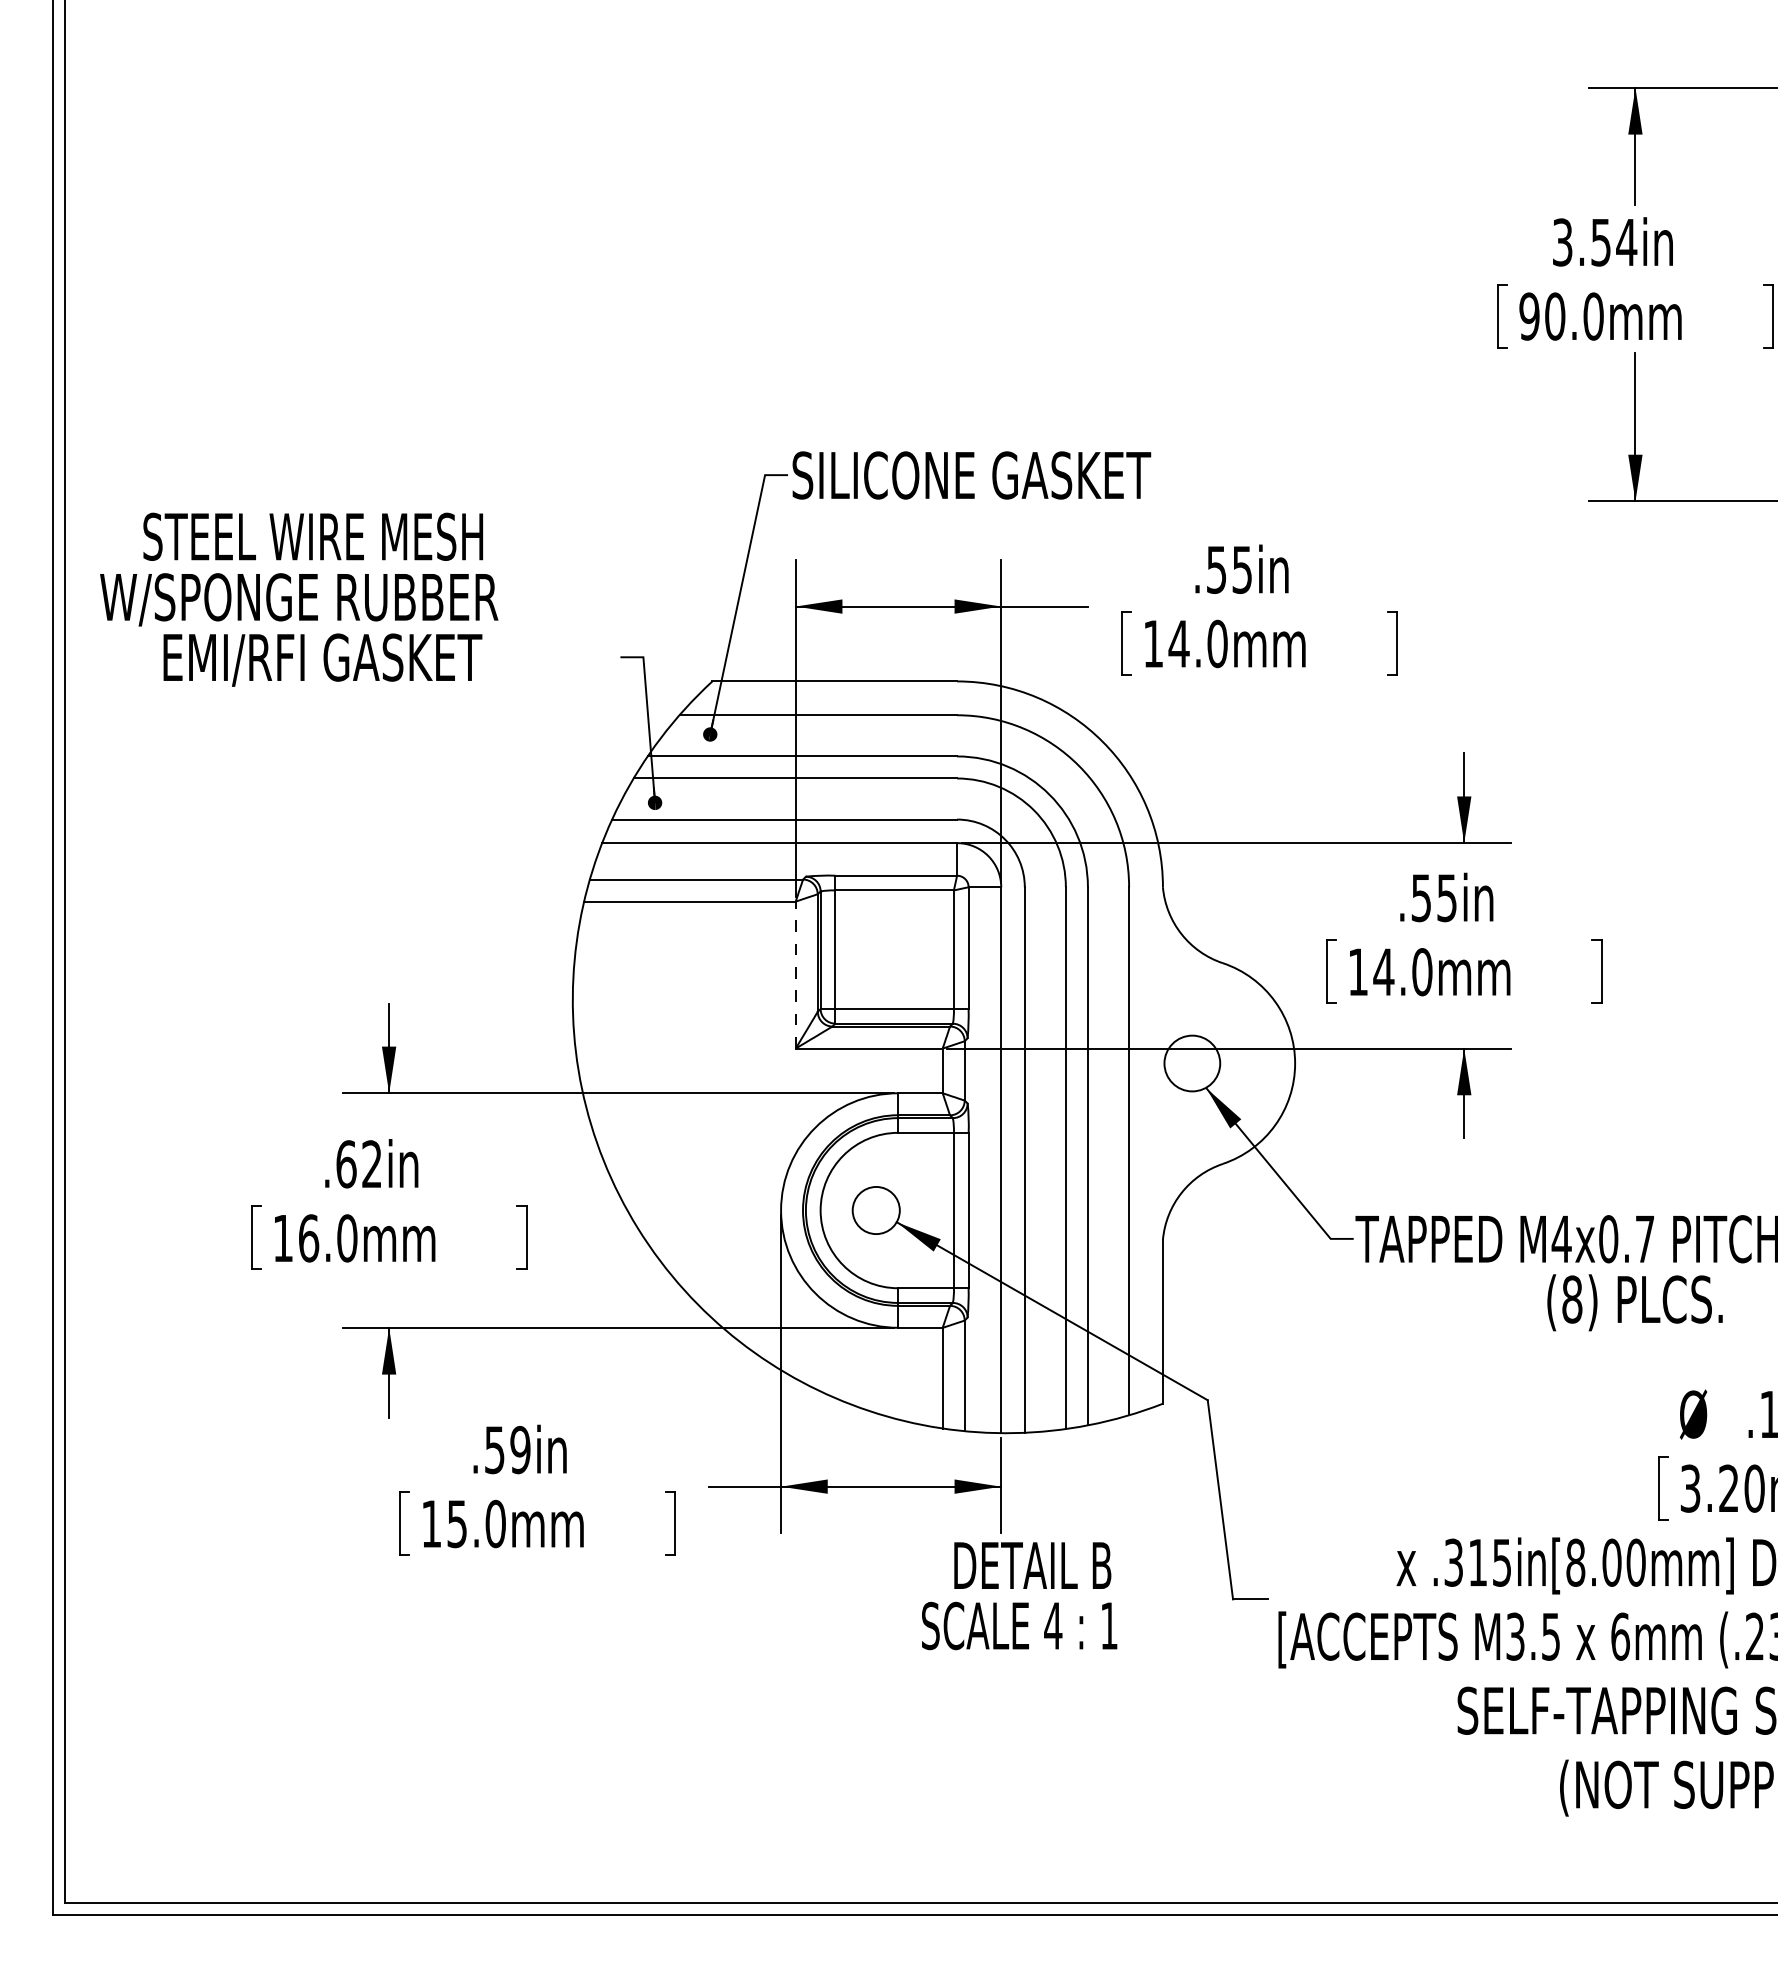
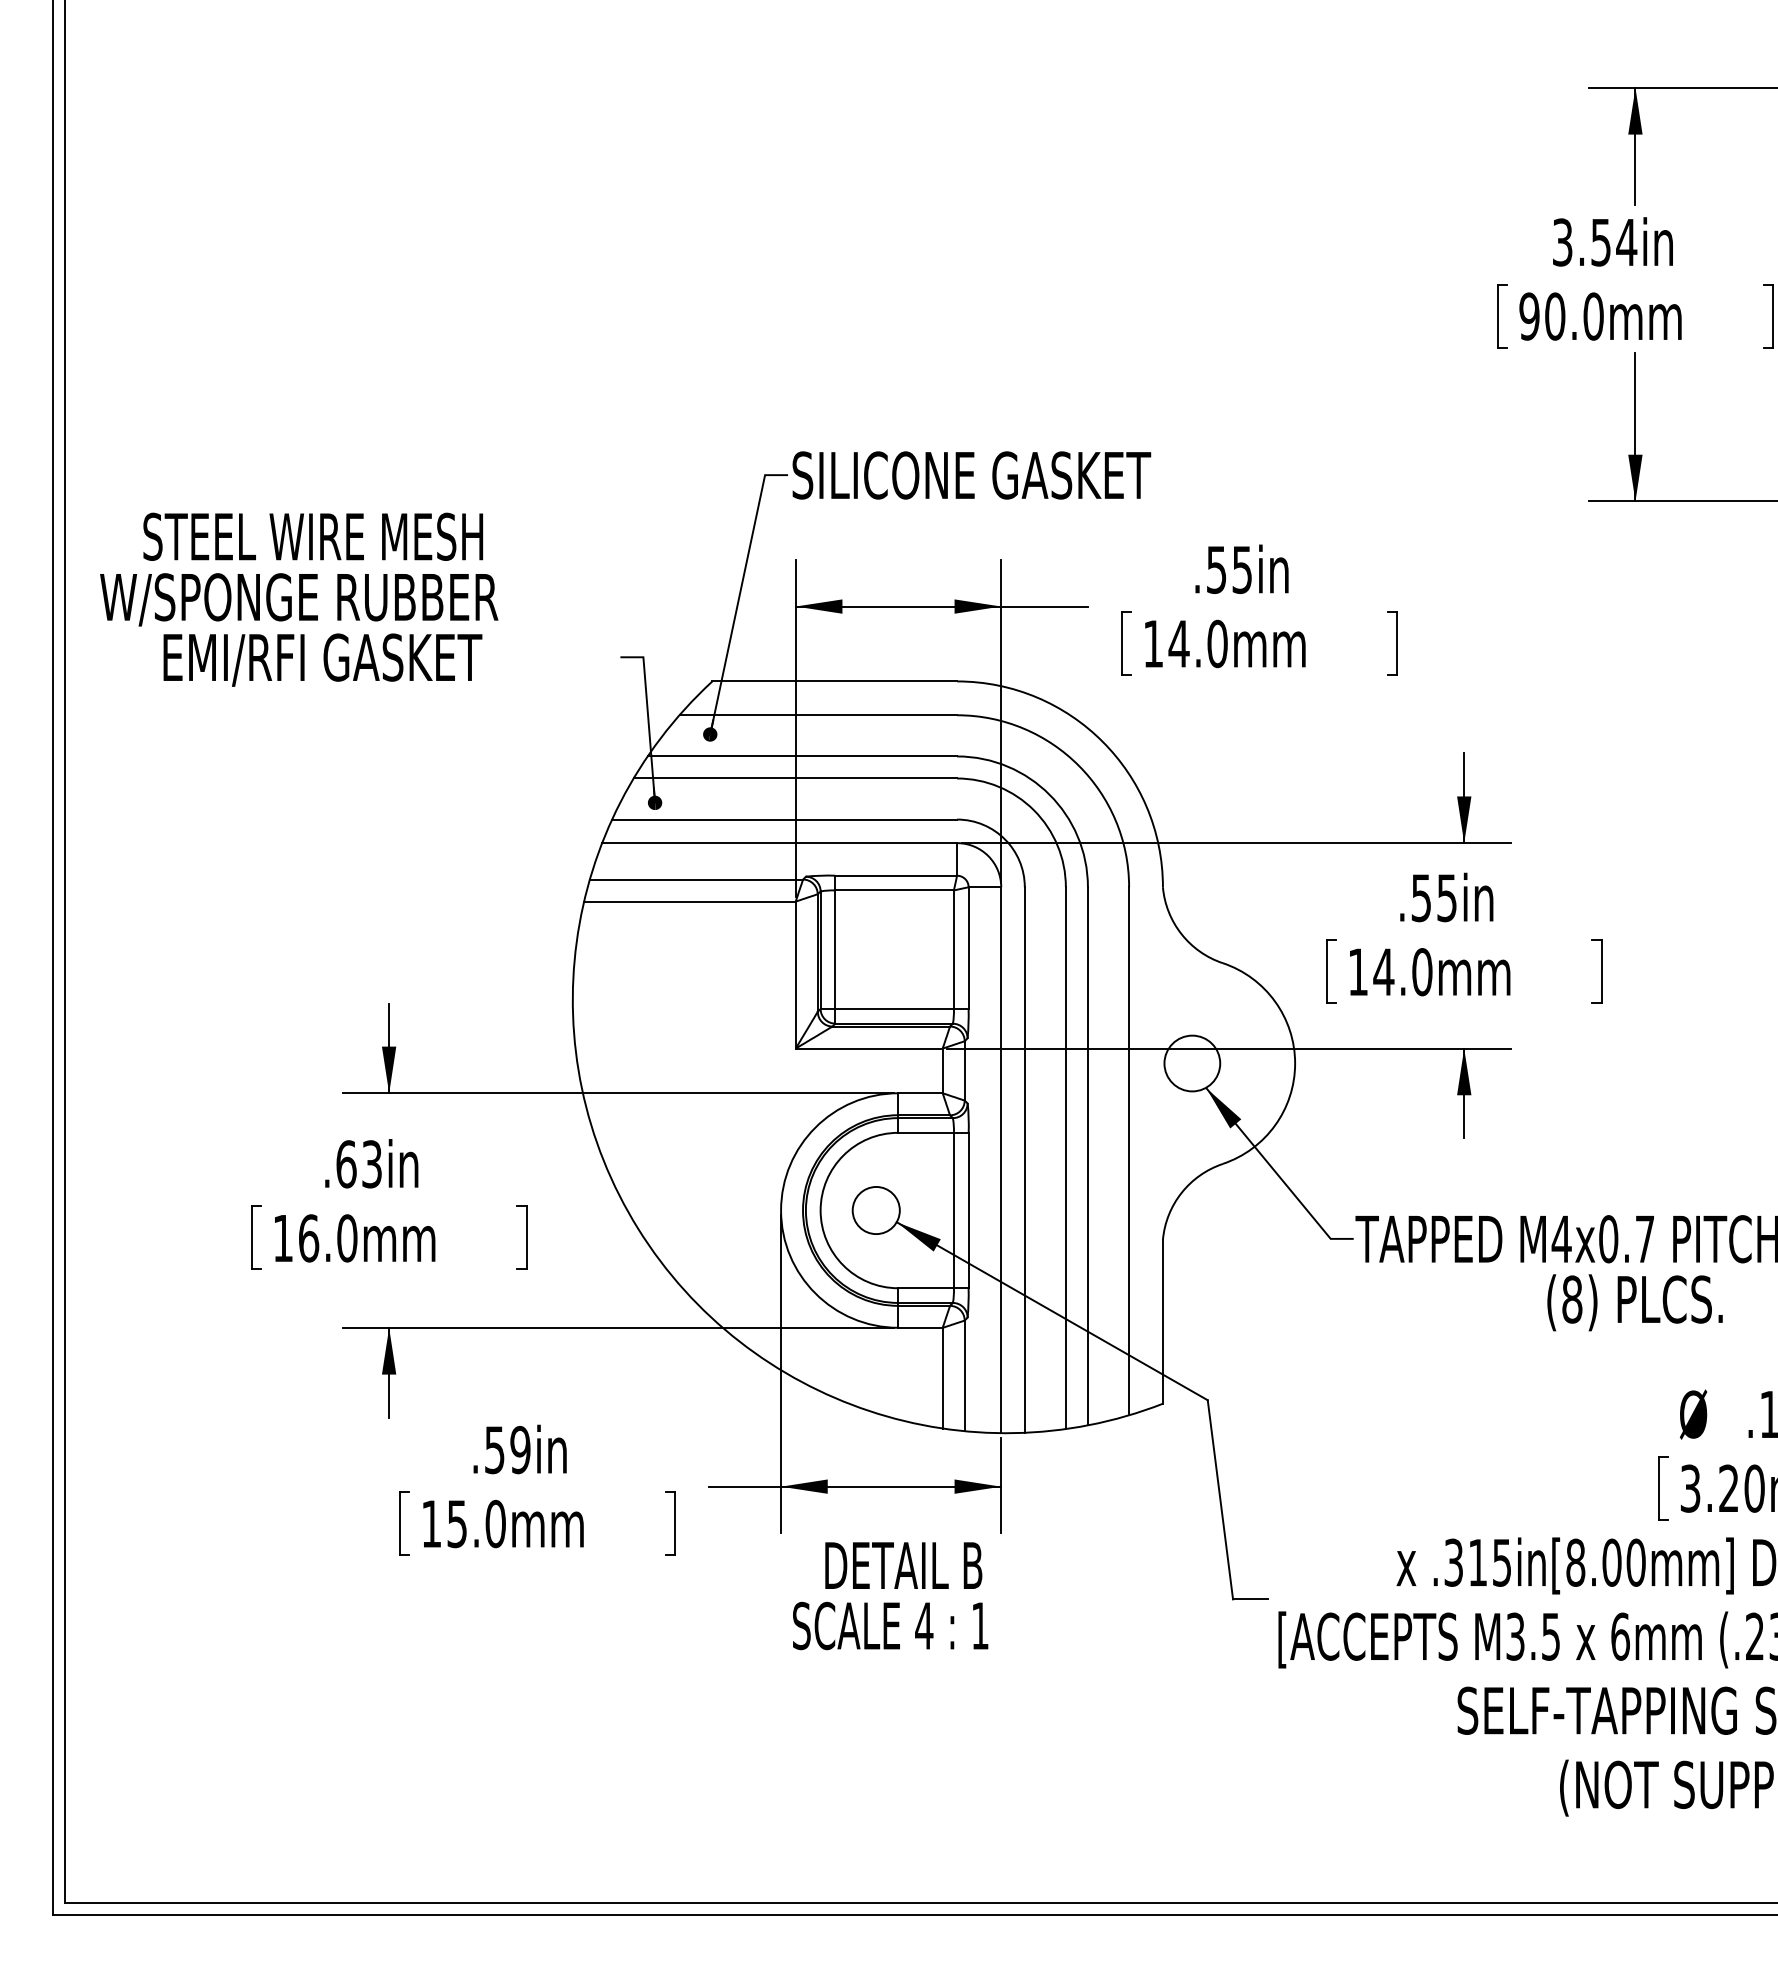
line: dashed -> solid (795, 975)
text: .62in -> .63in (371, 1164)
text position: (1019, 1596) -> (890, 1596) (890, 1596)
